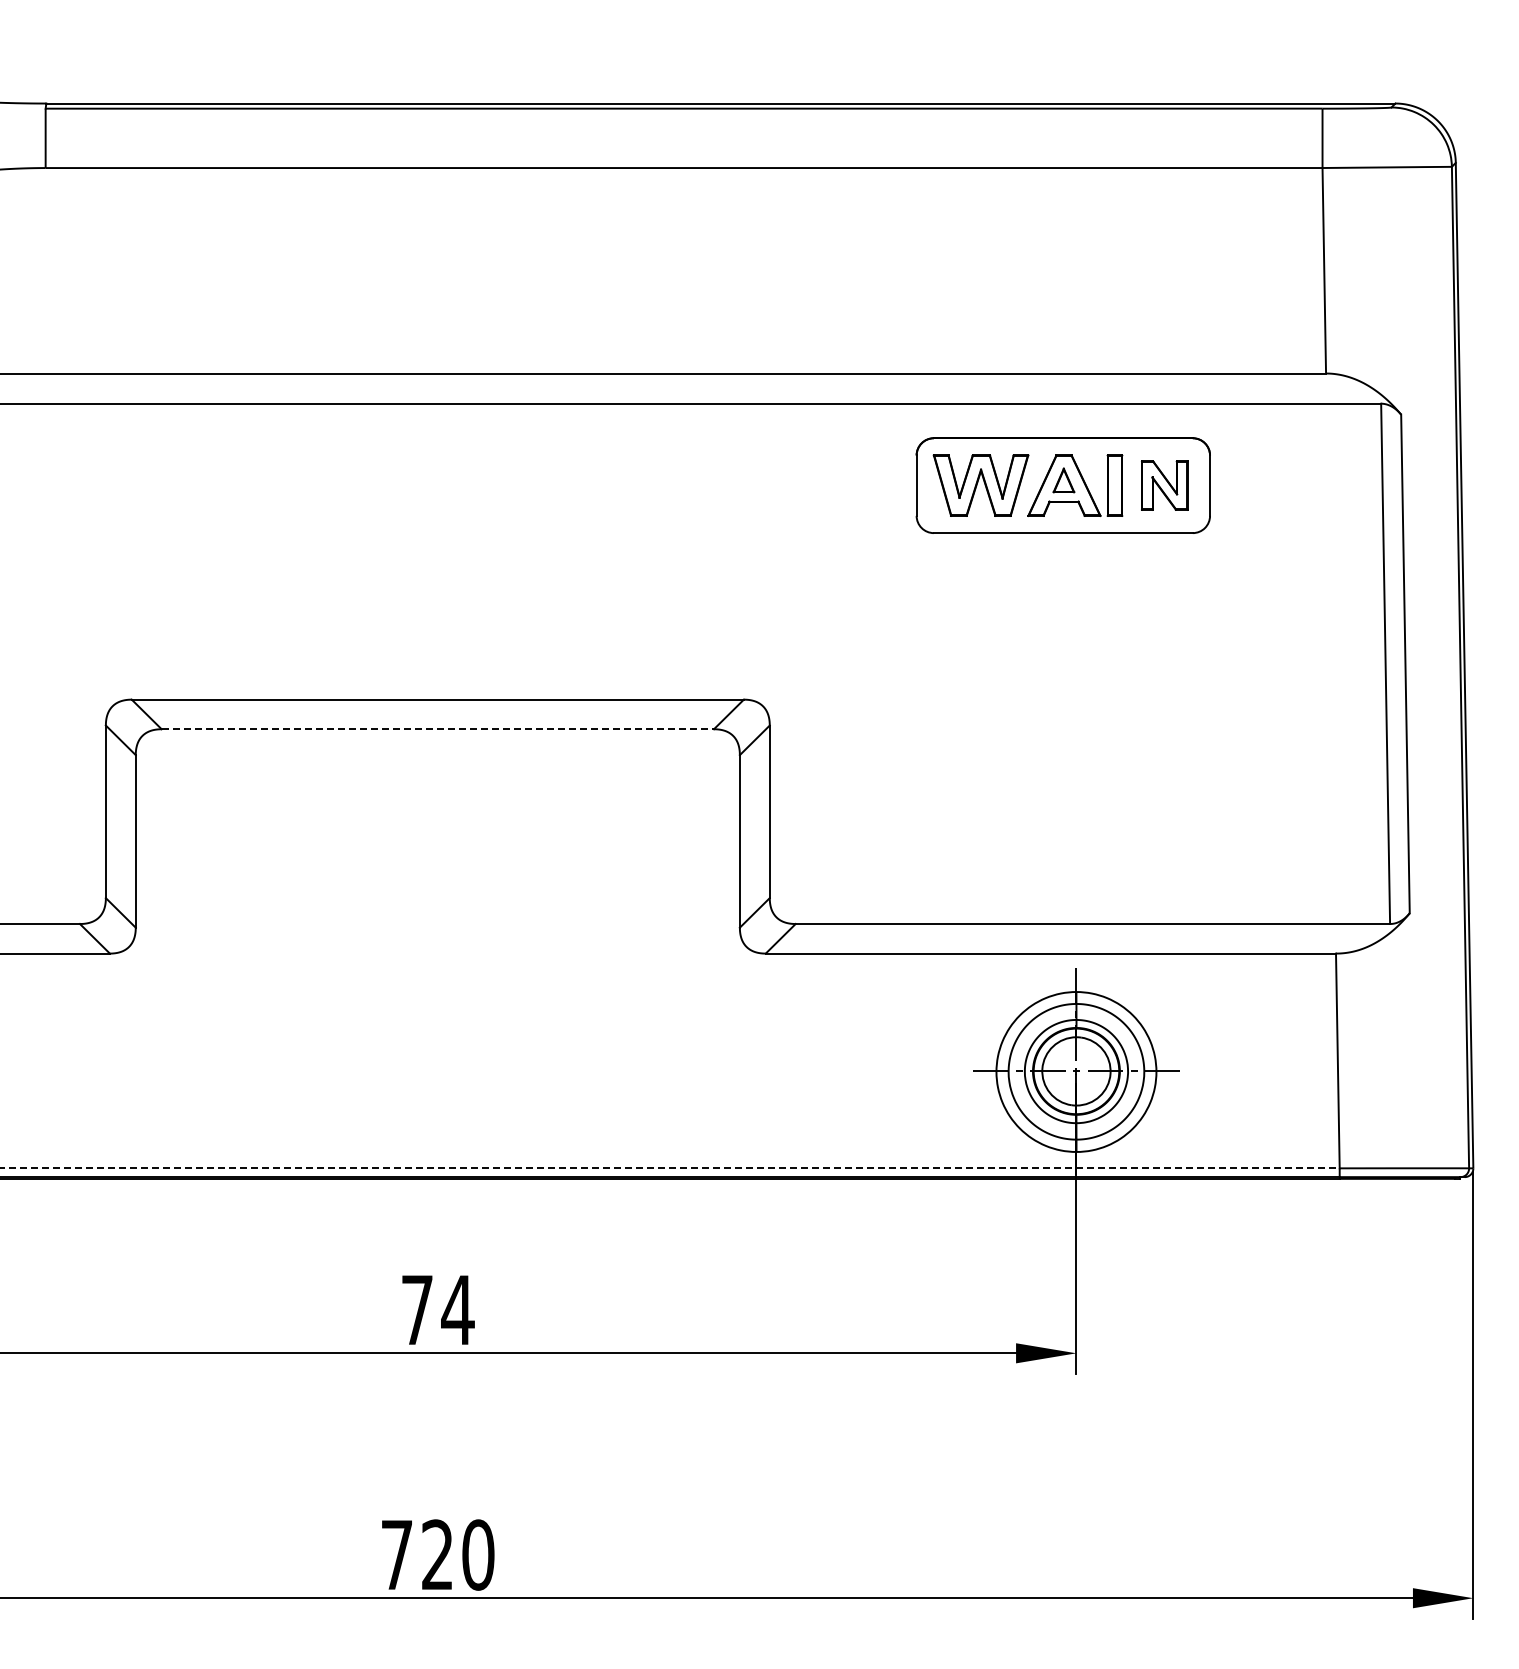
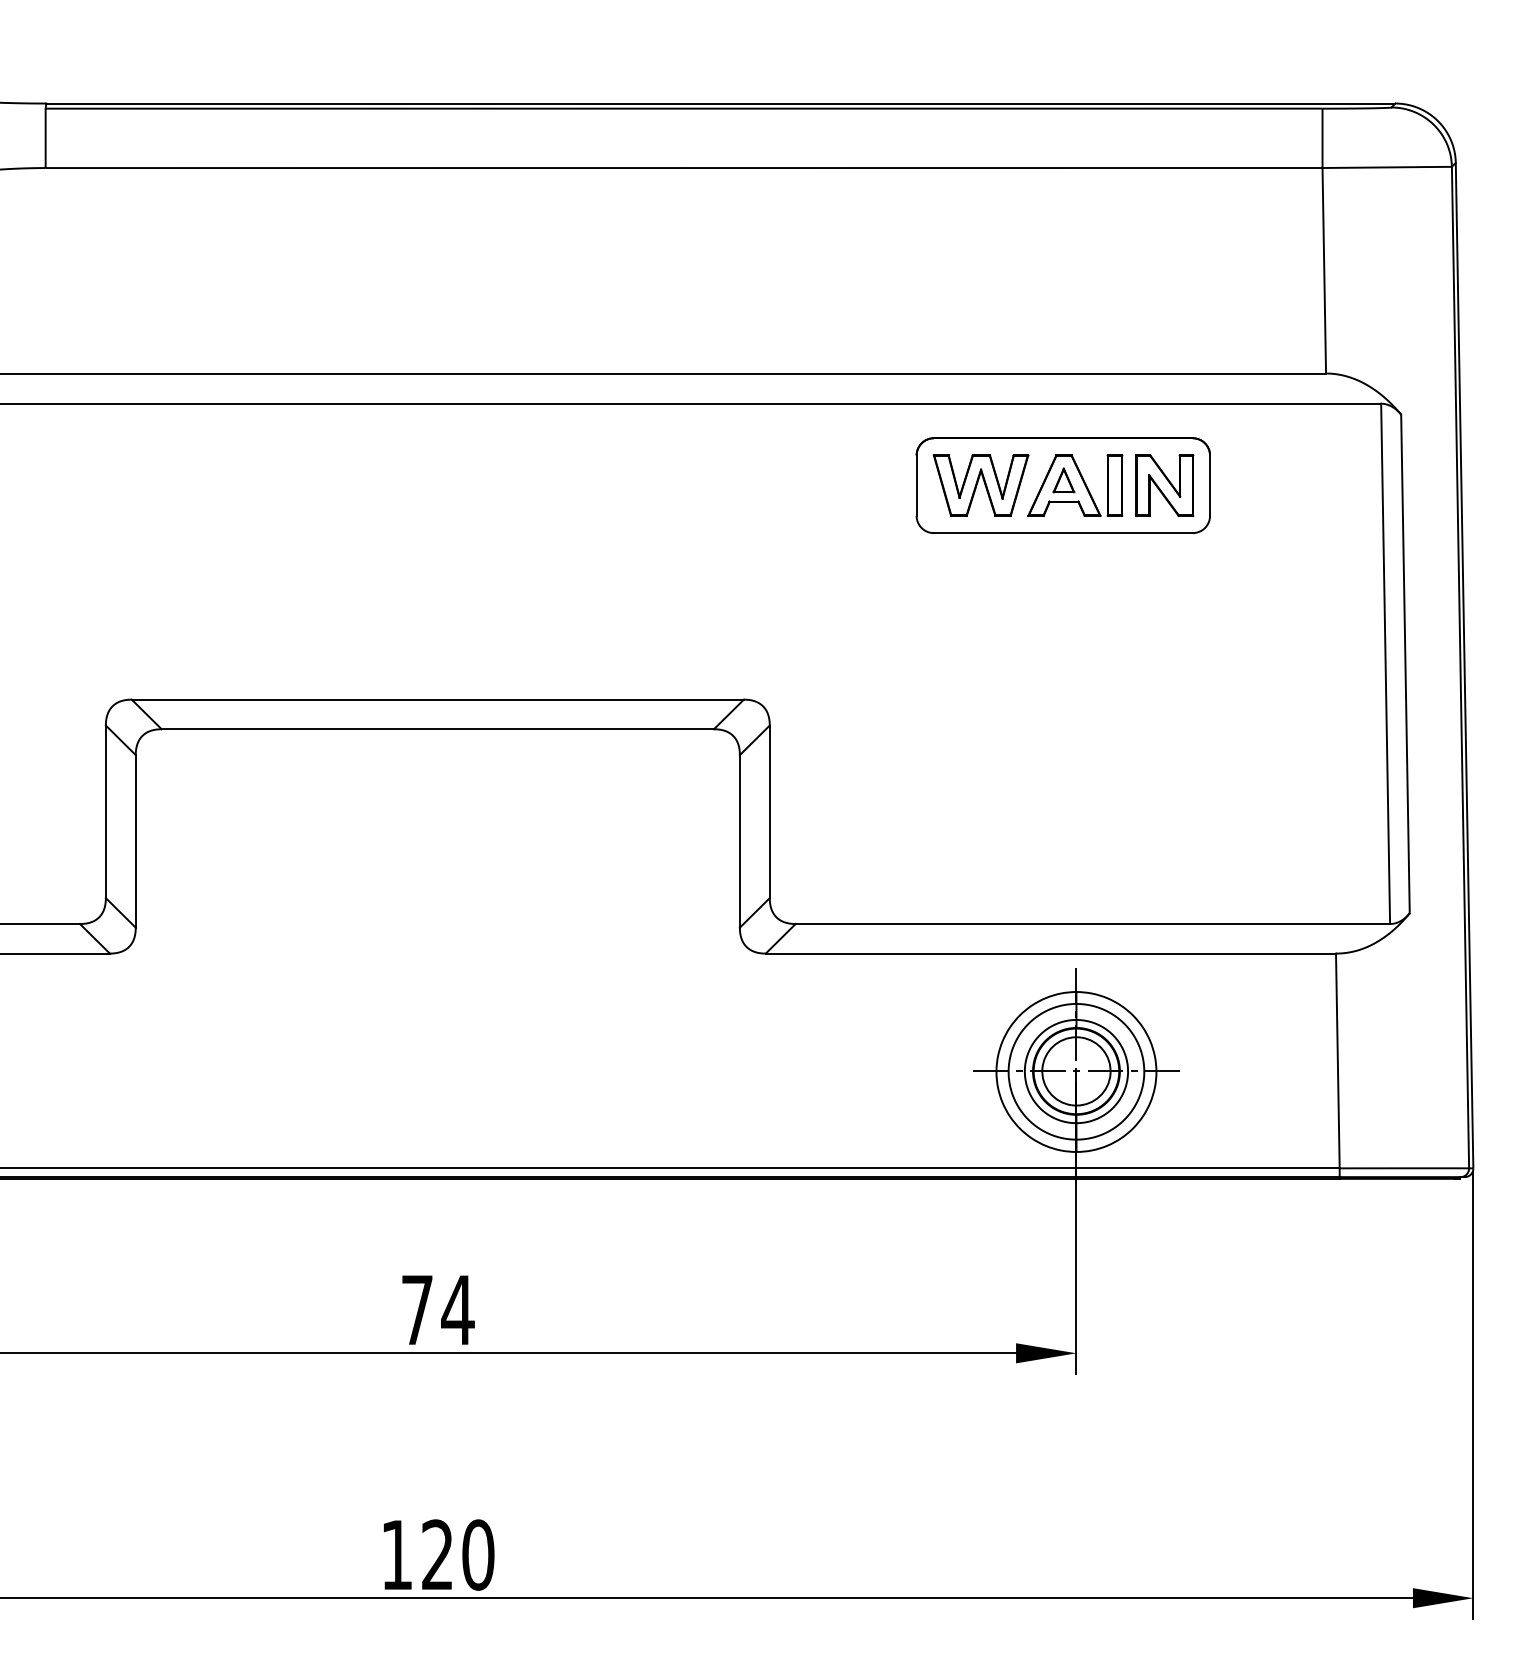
part size: 48x51 px -> 60x63 px (1164, 485)
line: dashed -> solid (438, 729)
line: dashed -> solid (670, 1168)
text: 720 -> 120 (396, 1554)
